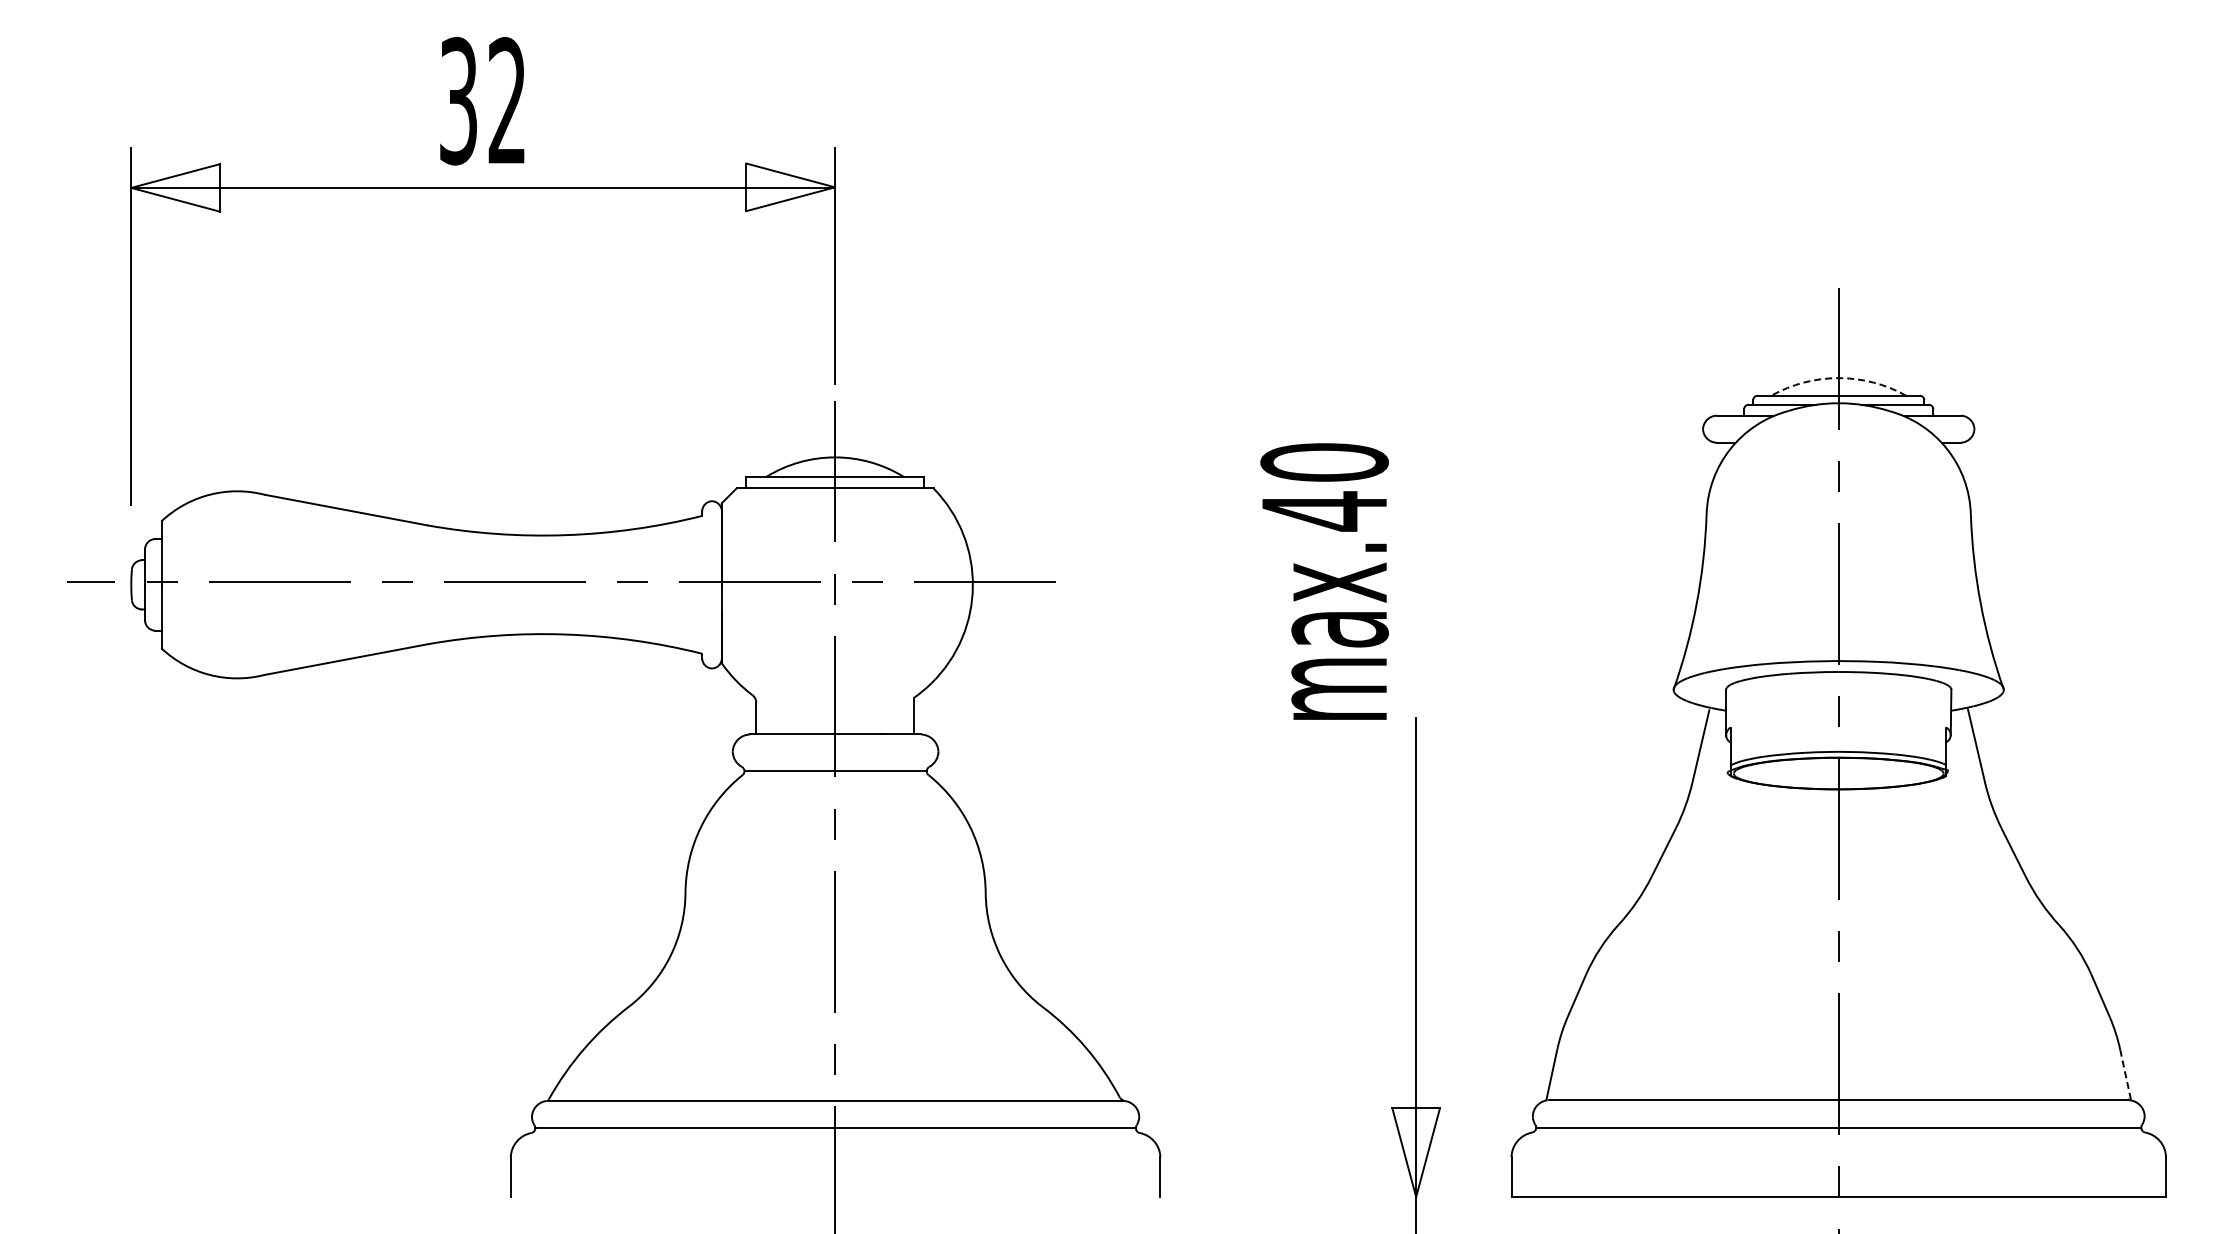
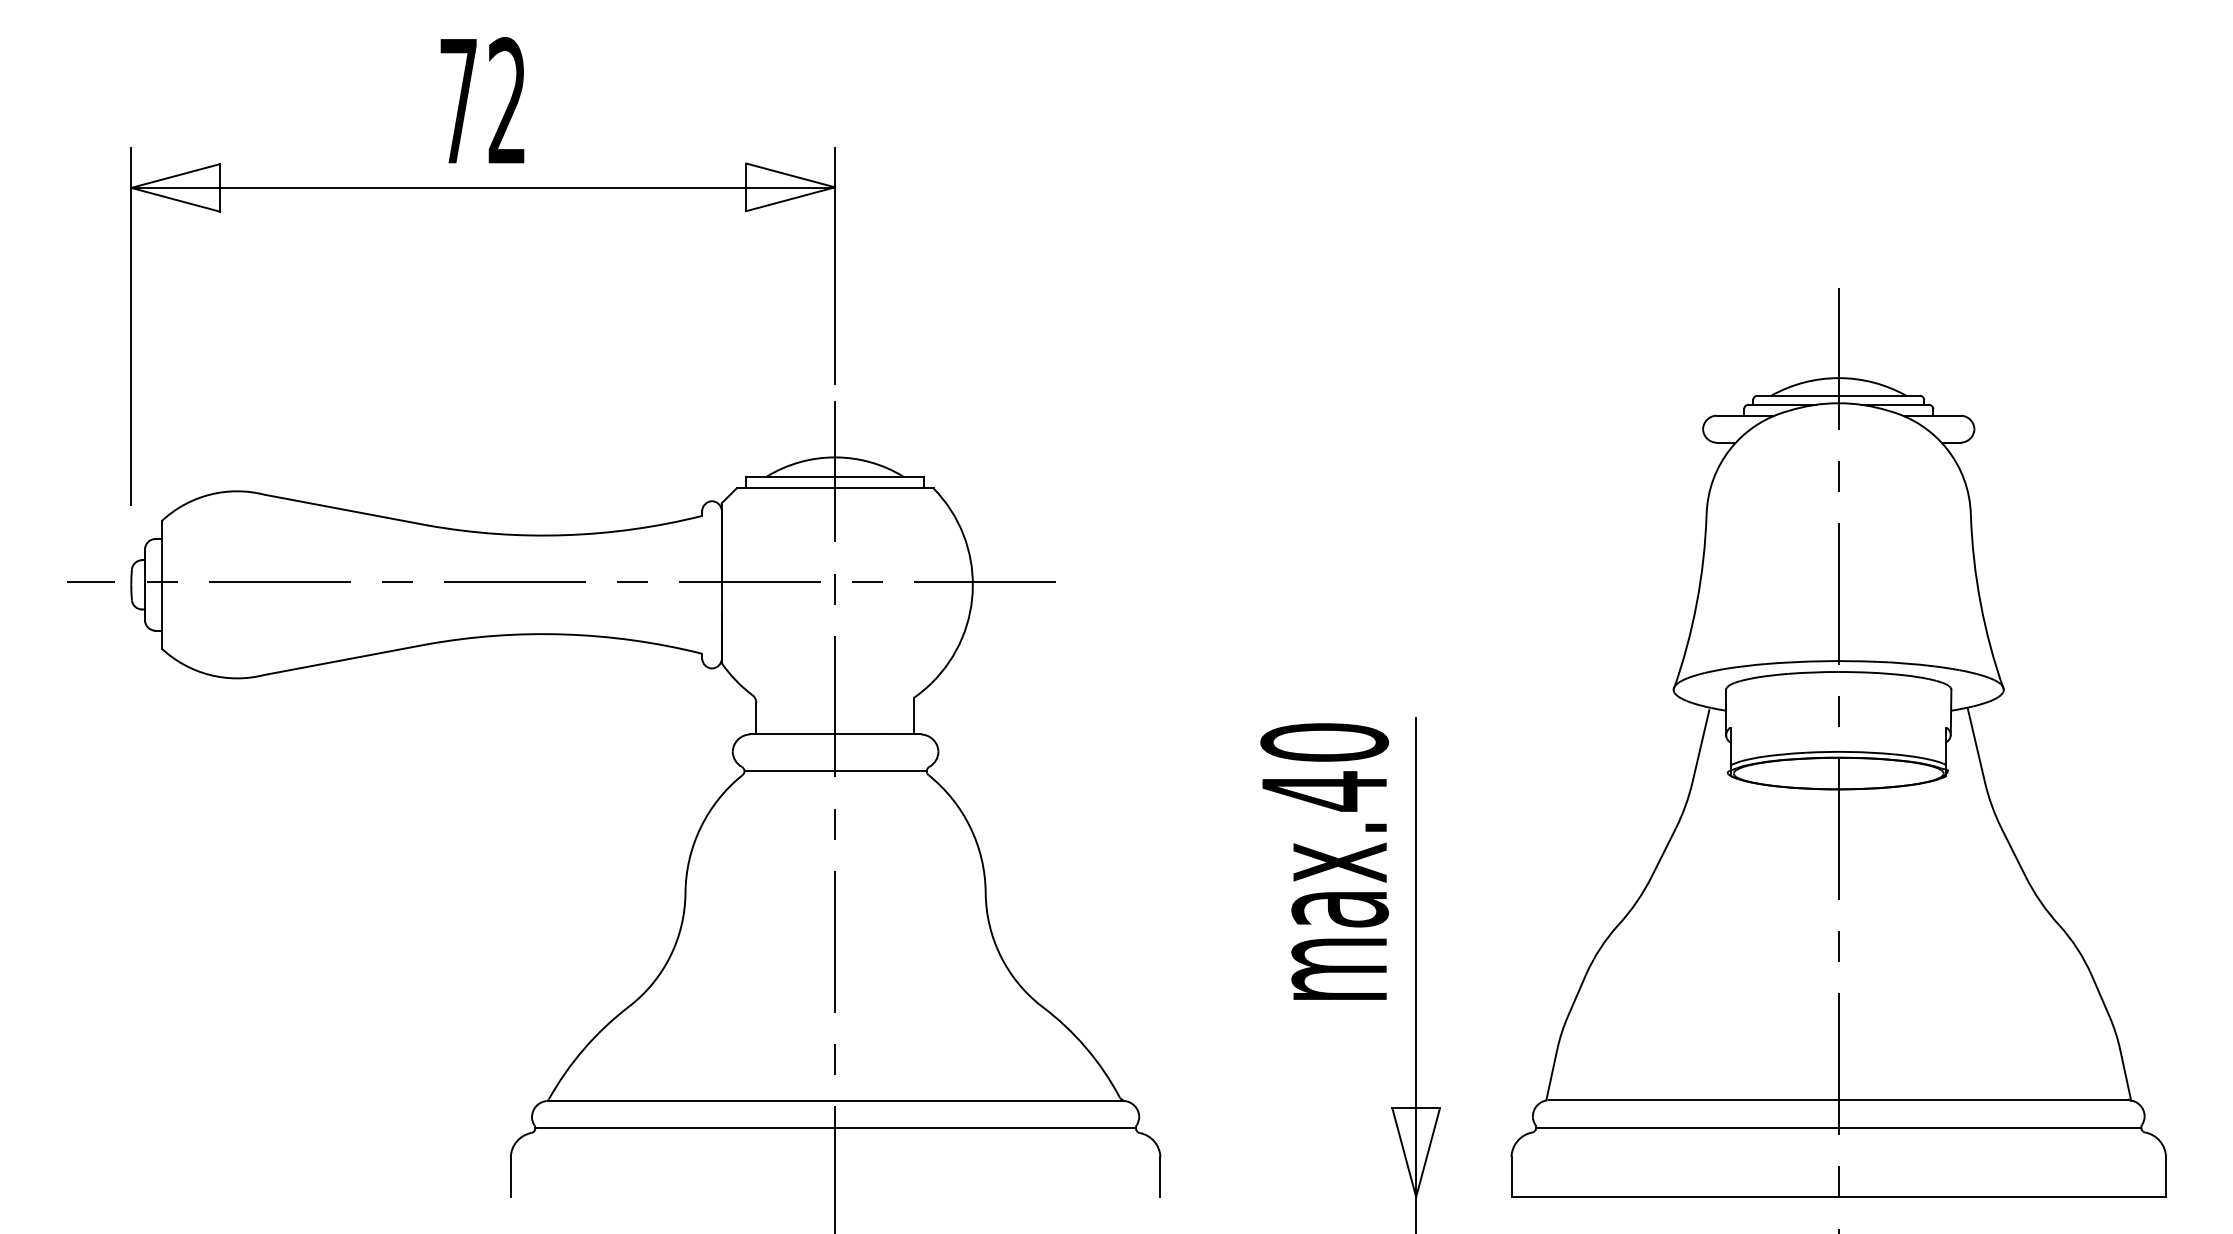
text: 32 -> 72 (458, 100)
arc: dashed -> solid (1838, 378)
text position: (1324, 581) -> (1324, 861) (1324, 861)
line: dashed -> solid (2125, 1075)
